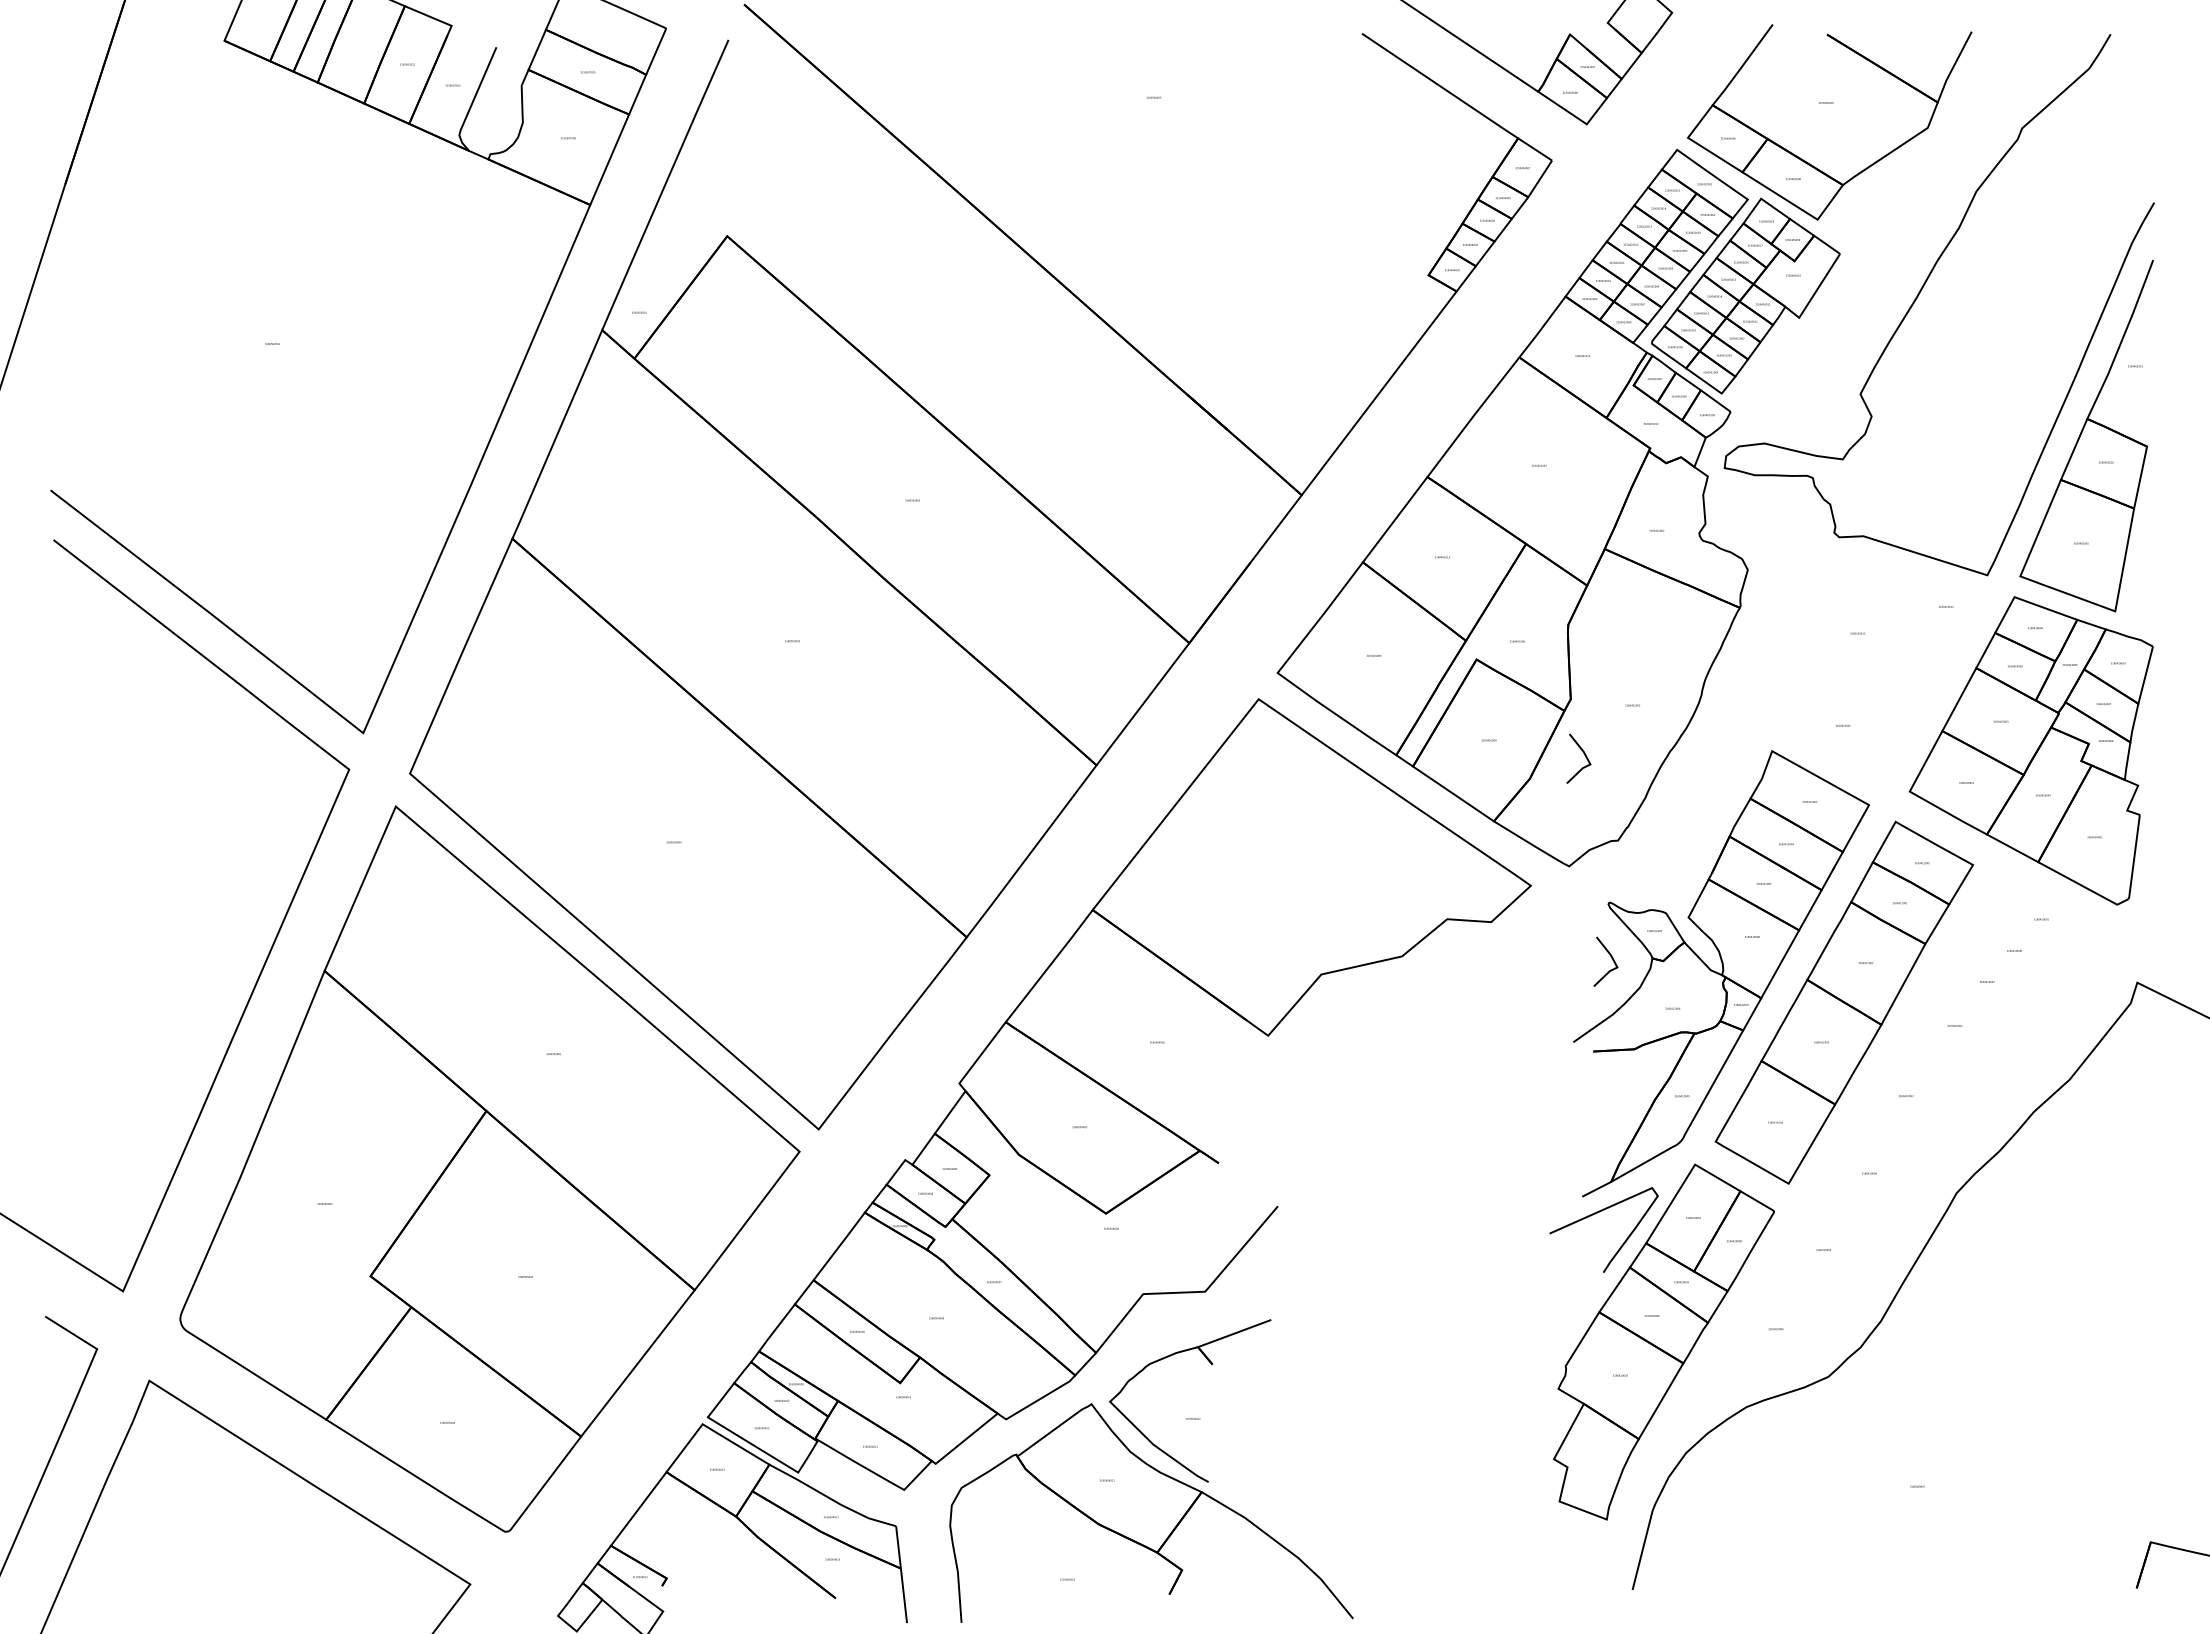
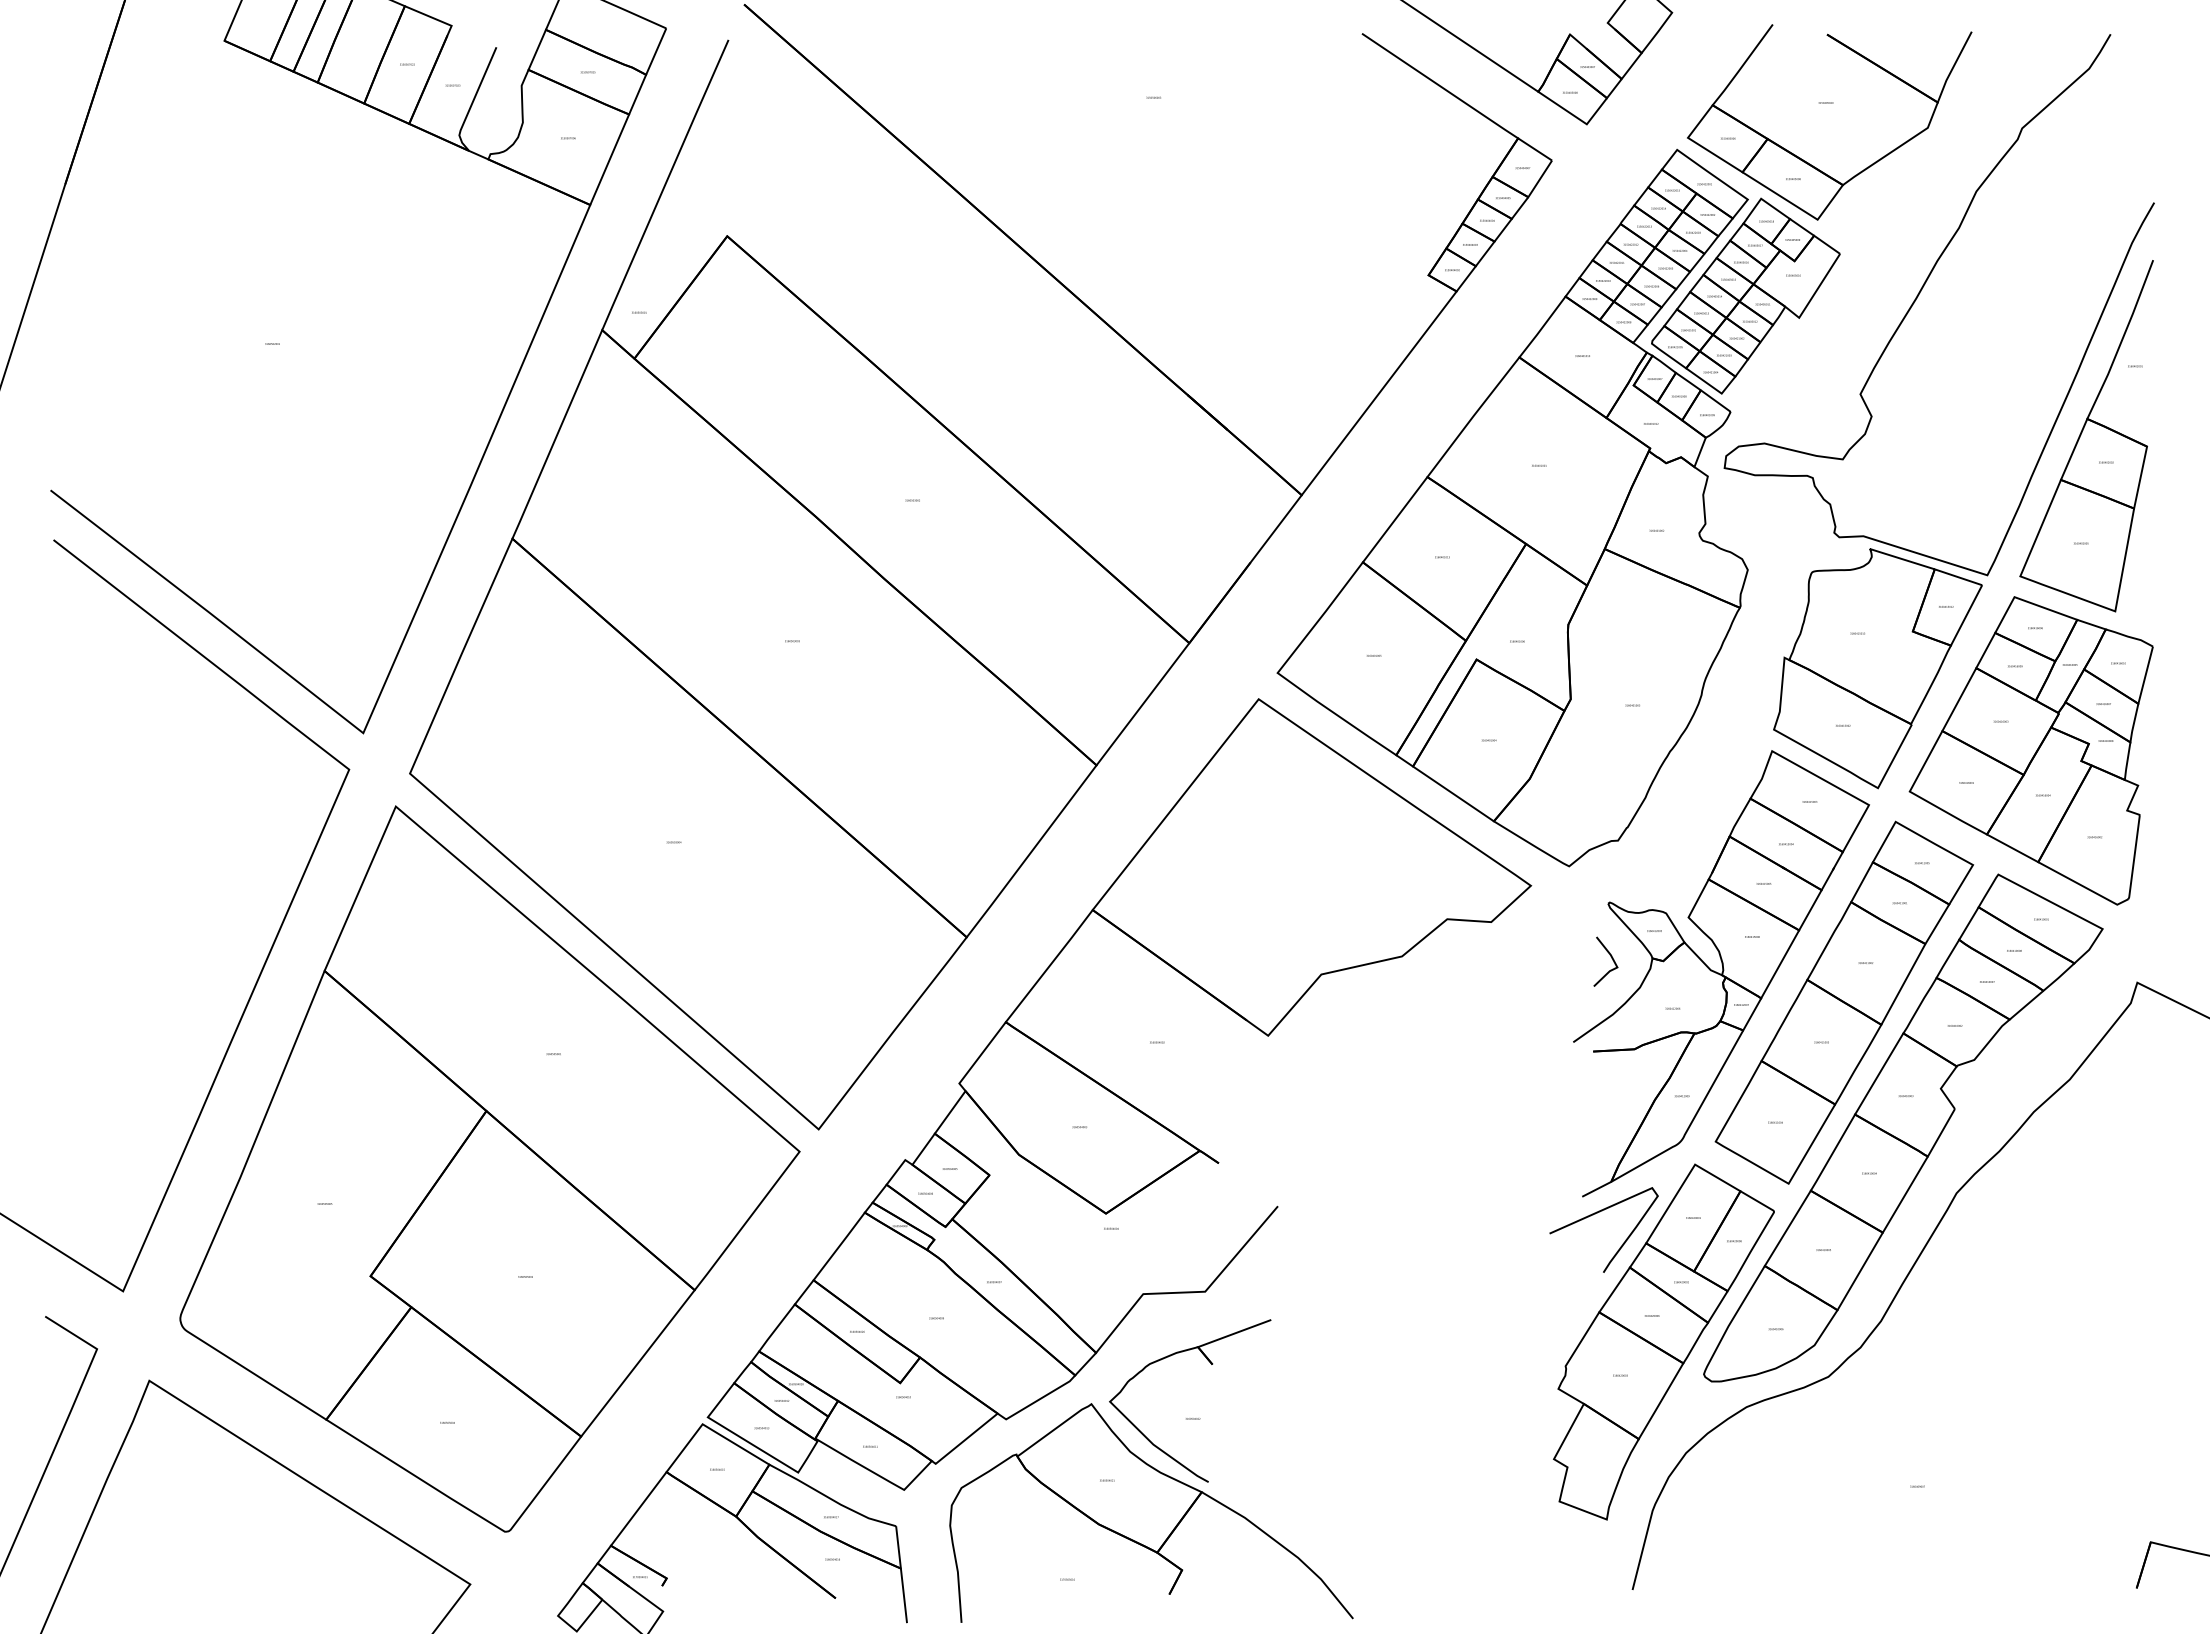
part: none -> present (1877, 668)
curve: present -> none (1584, 755)
part: none -> present (1903, 1127)
